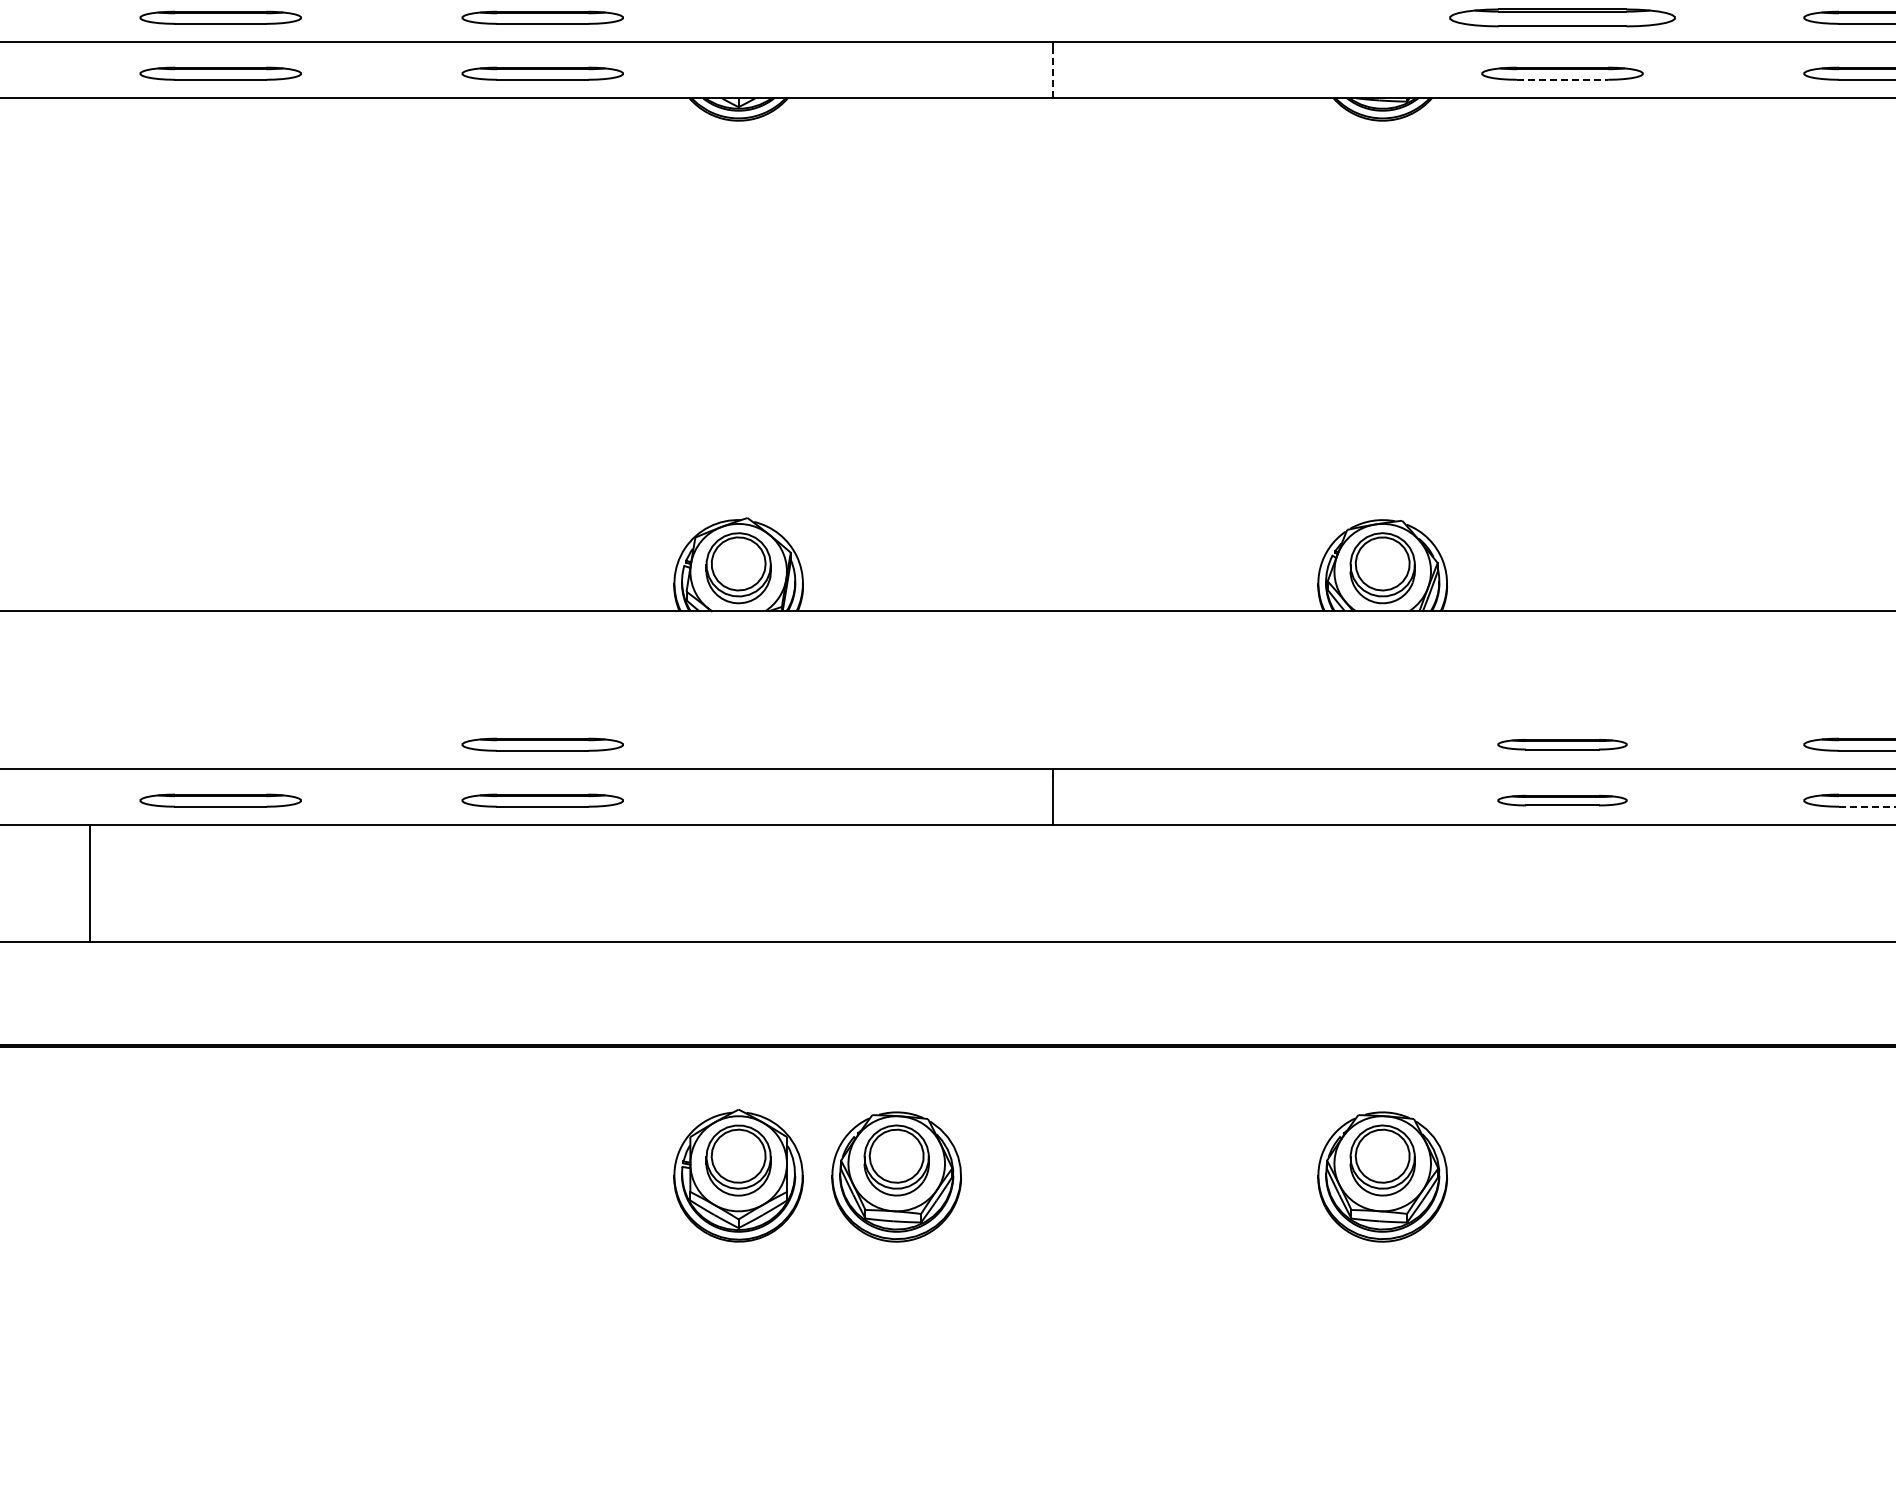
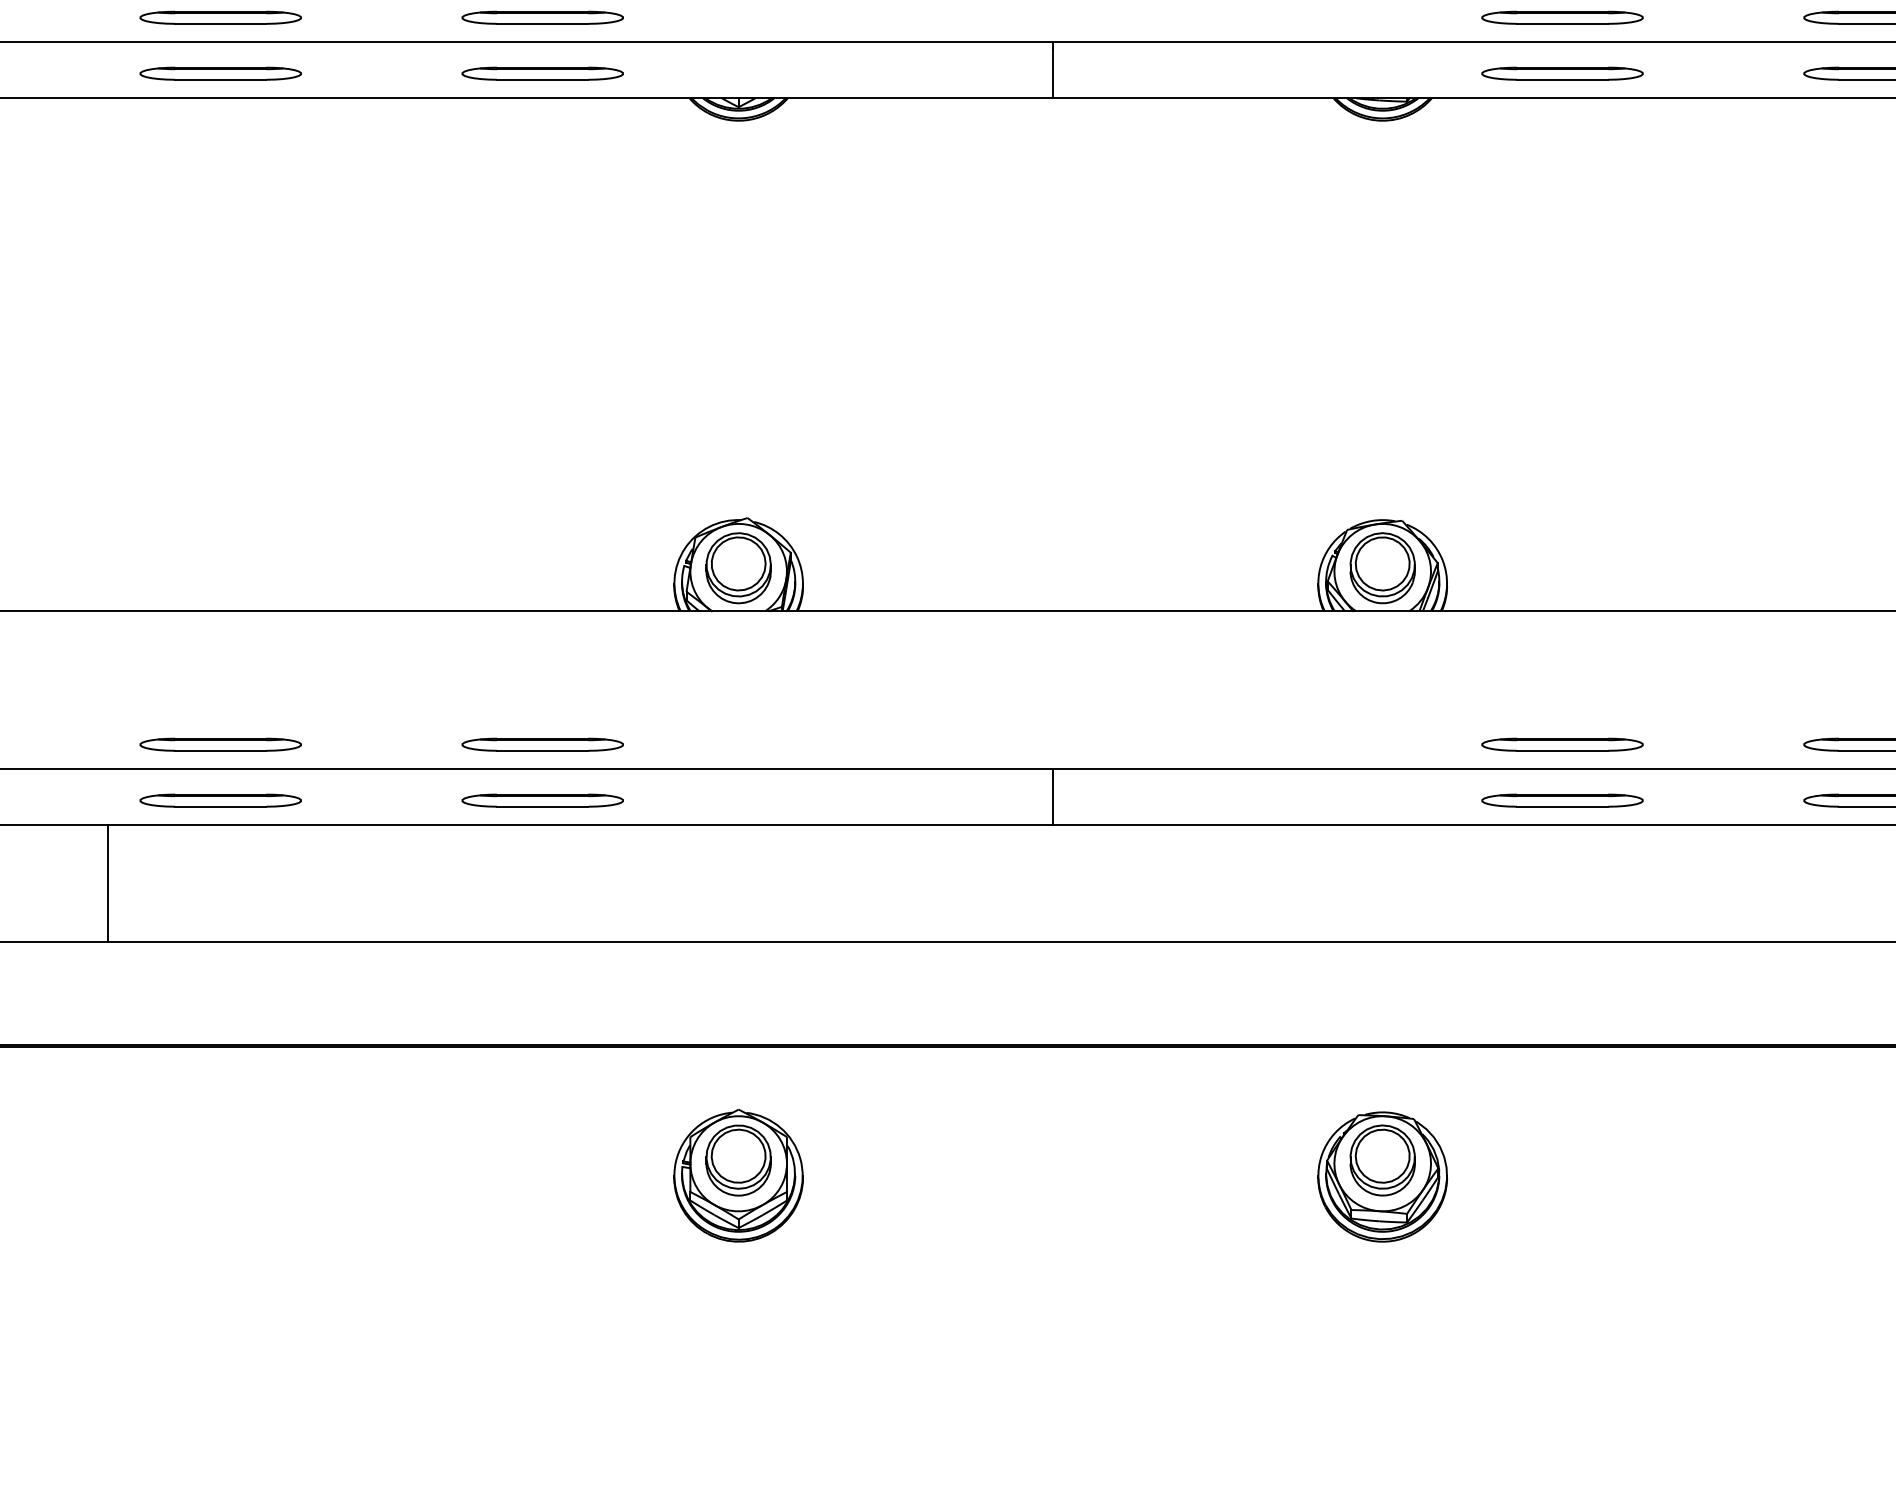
part size: 227x20 px -> 163x15 px (1562, 17)
line: dashed -> solid (1052, 73)
line: dashed -> solid (1562, 79)
part: none -> present (220, 744)
part size: 131x12 px -> 163x15 px (1562, 744)
part size: 131x13 px -> 163x15 px (1562, 800)
line: dashed -> solid (1867, 806)
line position: (90, 883) -> (108, 883) (108, 883)
part: present -> none (896, 1176)
